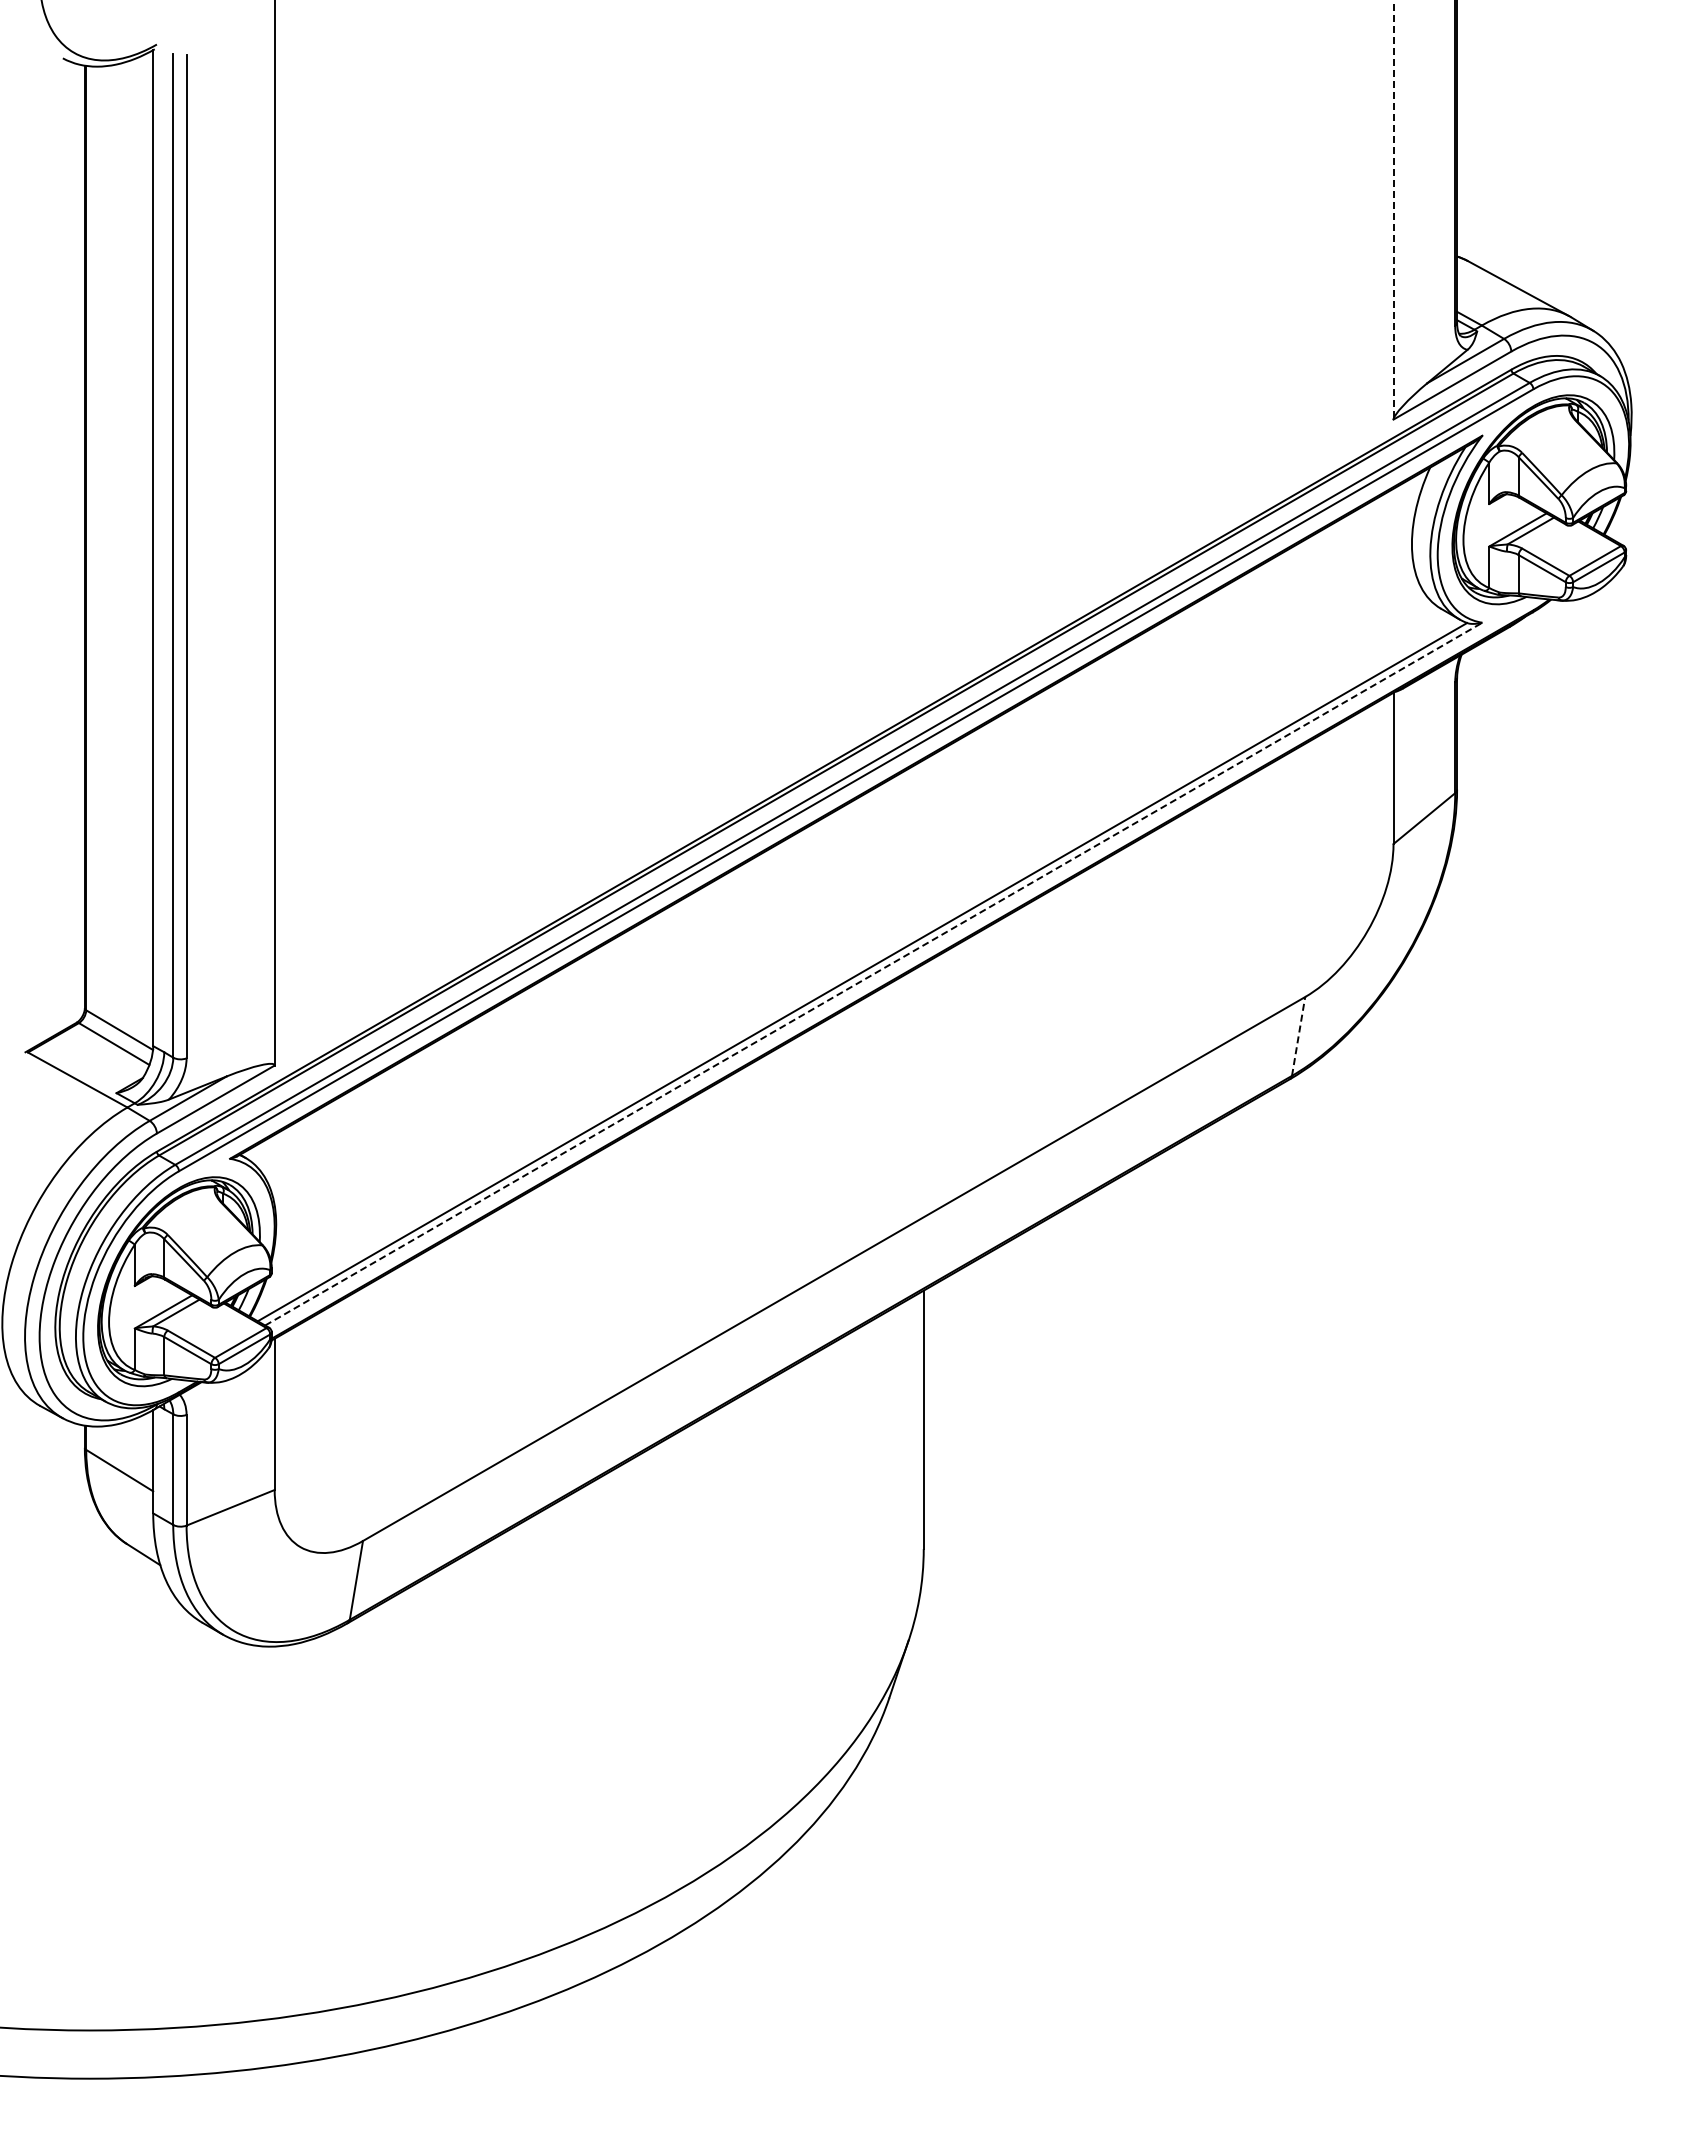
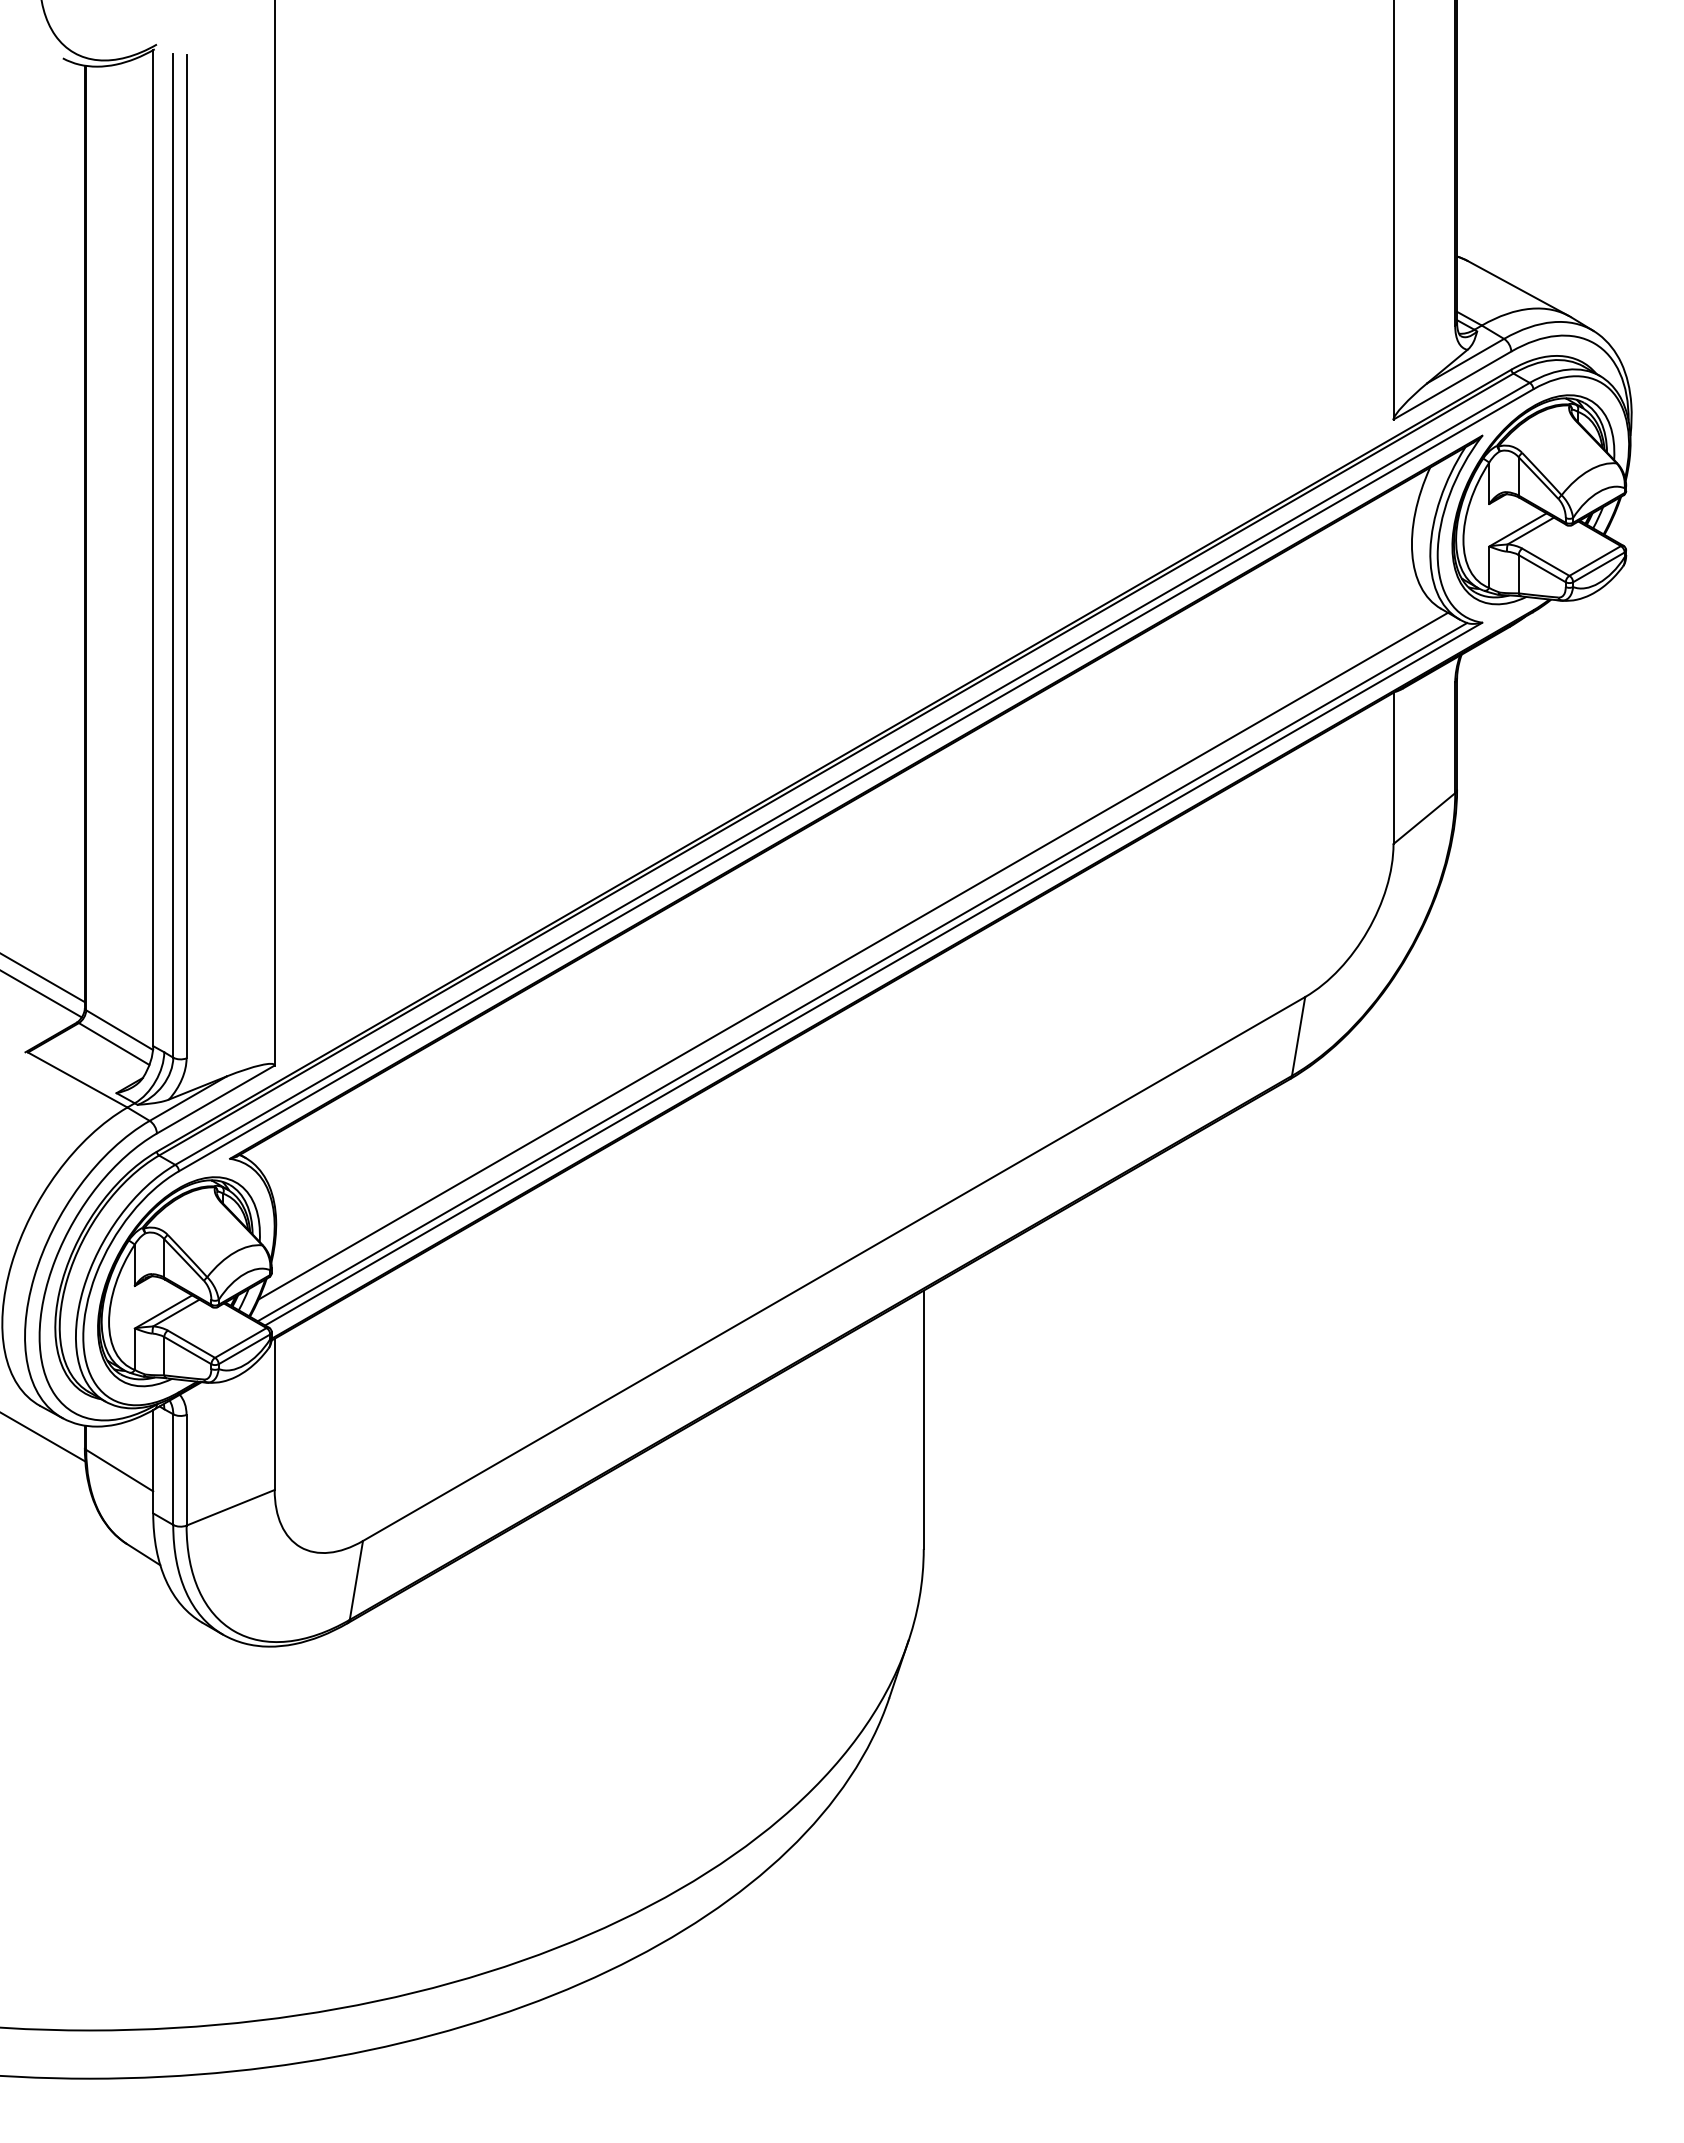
line: dashed -> solid (1393, 210)
line: none -> present (853, 955)
line: dashed -> solid (873, 974)
line: none -> present (43, 978)
line: none -> present (41, 994)
line: dashed -> solid (1298, 1036)
line: none -> present (43, 1437)
